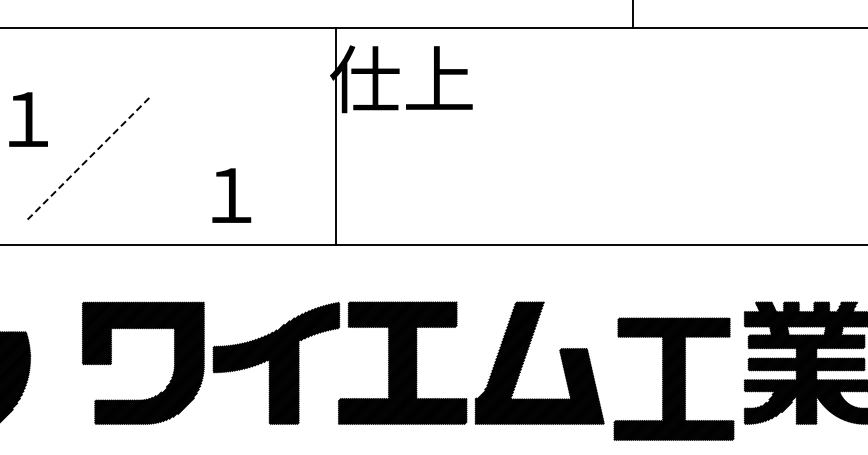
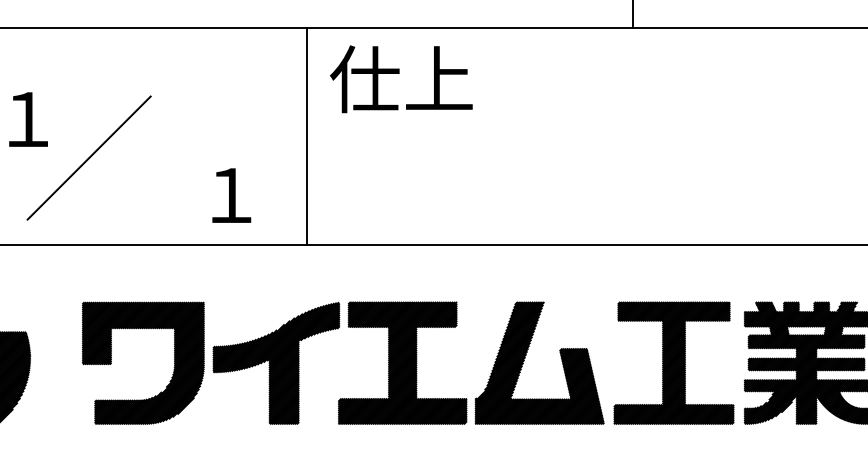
line position: (335, 136) -> (306, 136) (306, 136)
line: dashed -> solid (89, 157)
part position: (673, 378) -> (673, 362) (673, 362)
